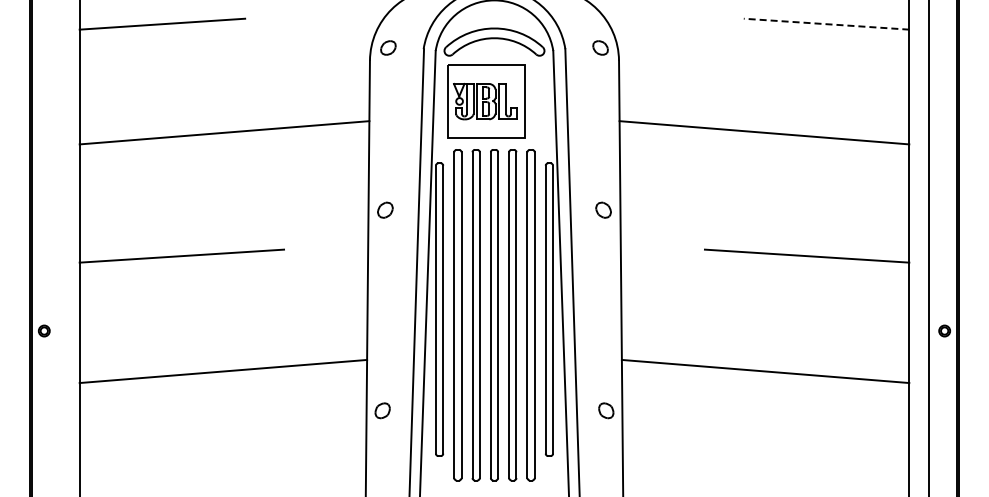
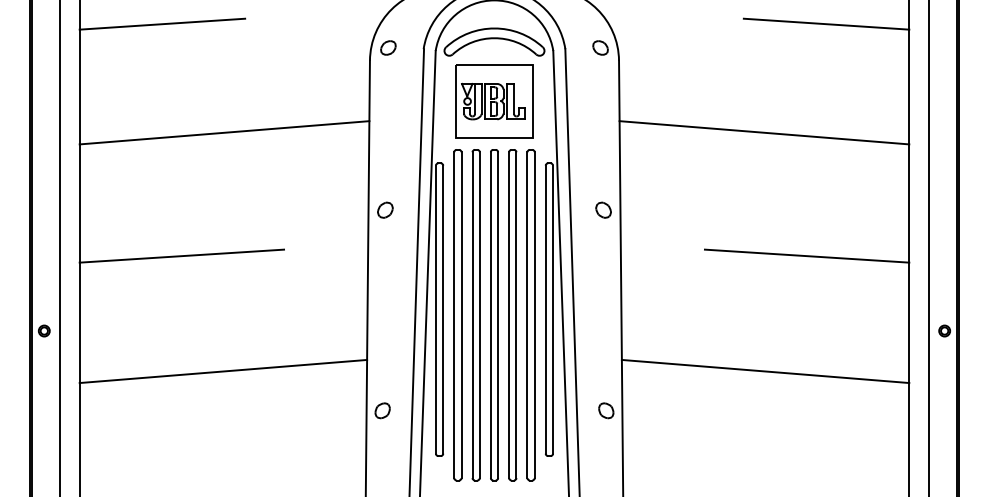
line: dashed -> solid (826, 24)
part position: (486, 101) -> (494, 101) (494, 101)
line: none -> present (60, 247)
